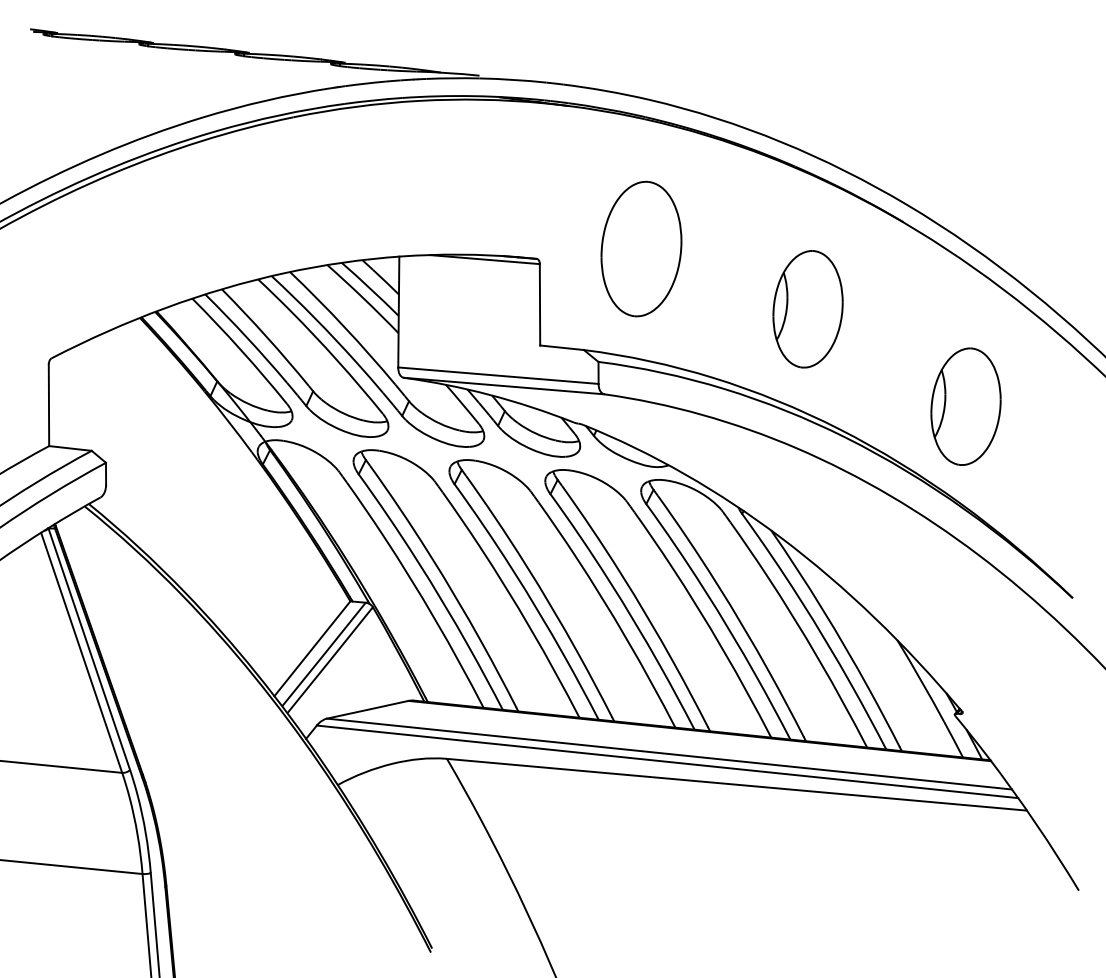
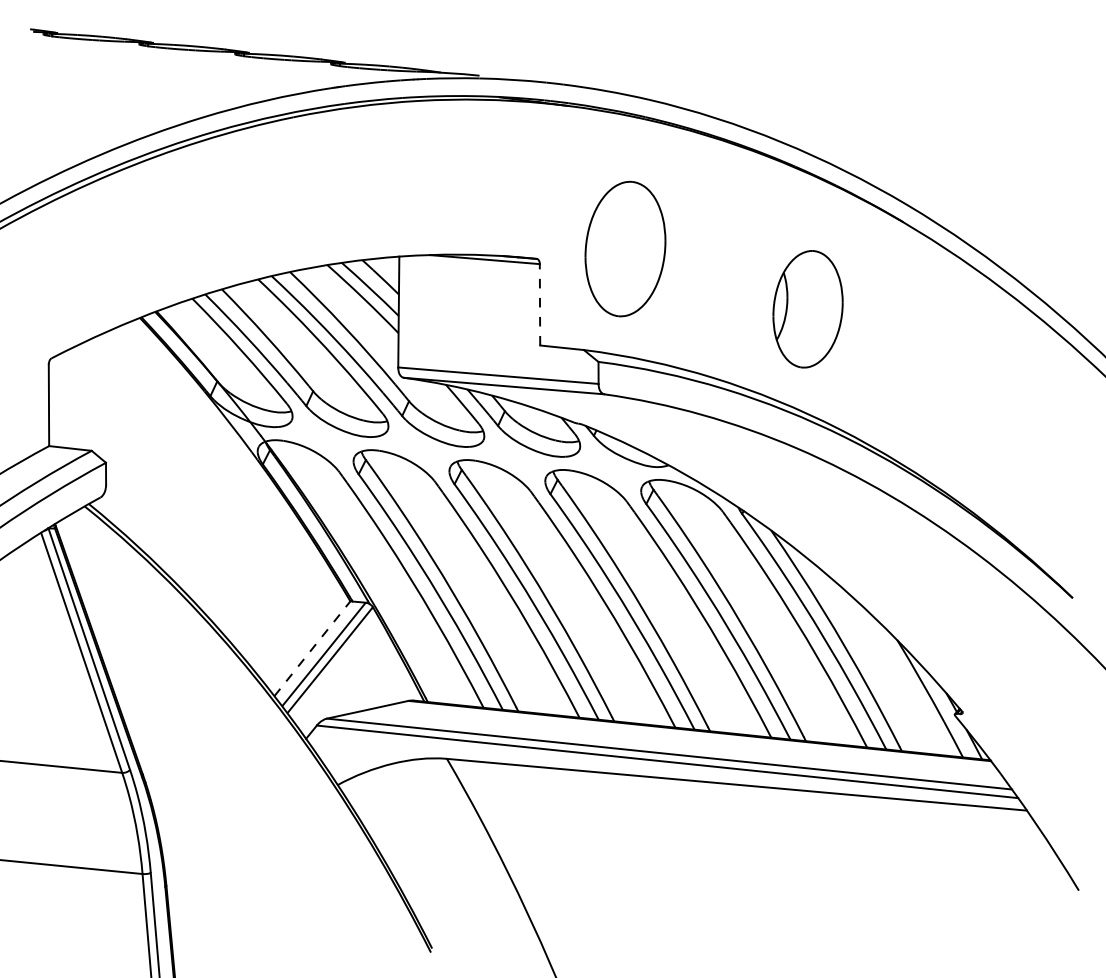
part position: (641, 248) -> (625, 248) (625, 248)
line: solid -> dashed (540, 304)
part: present -> none (965, 406)
line: solid -> dashed (312, 648)
